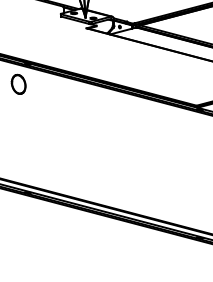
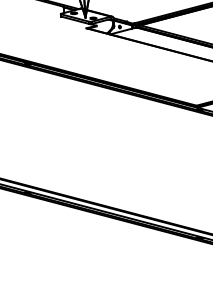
part: present -> none (18, 83)
